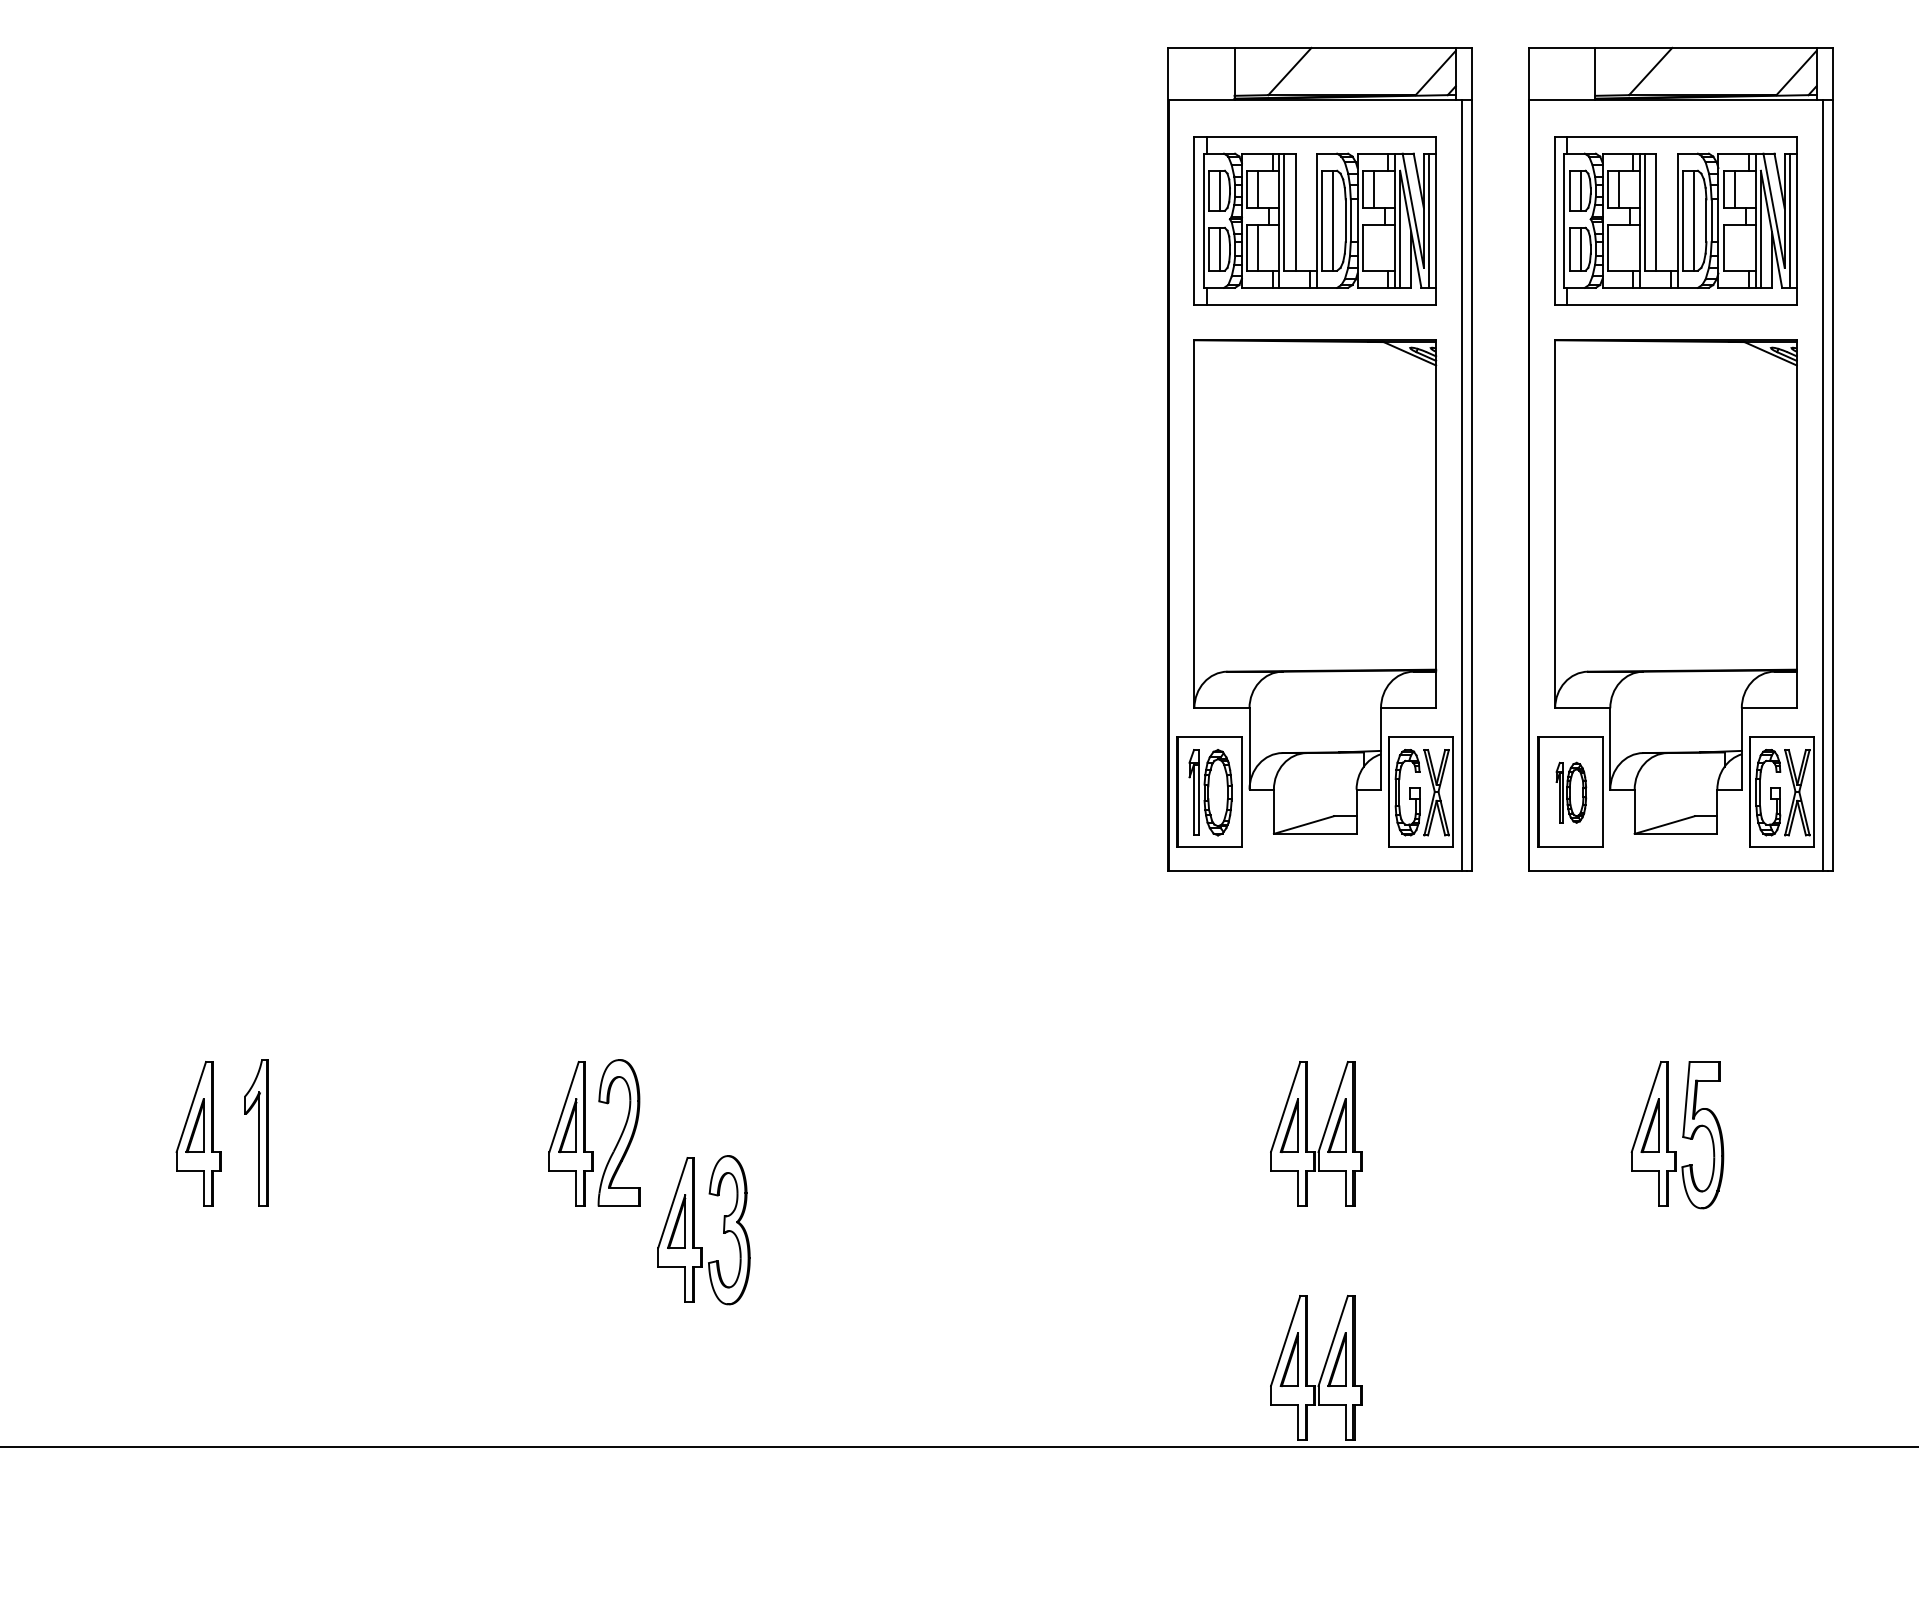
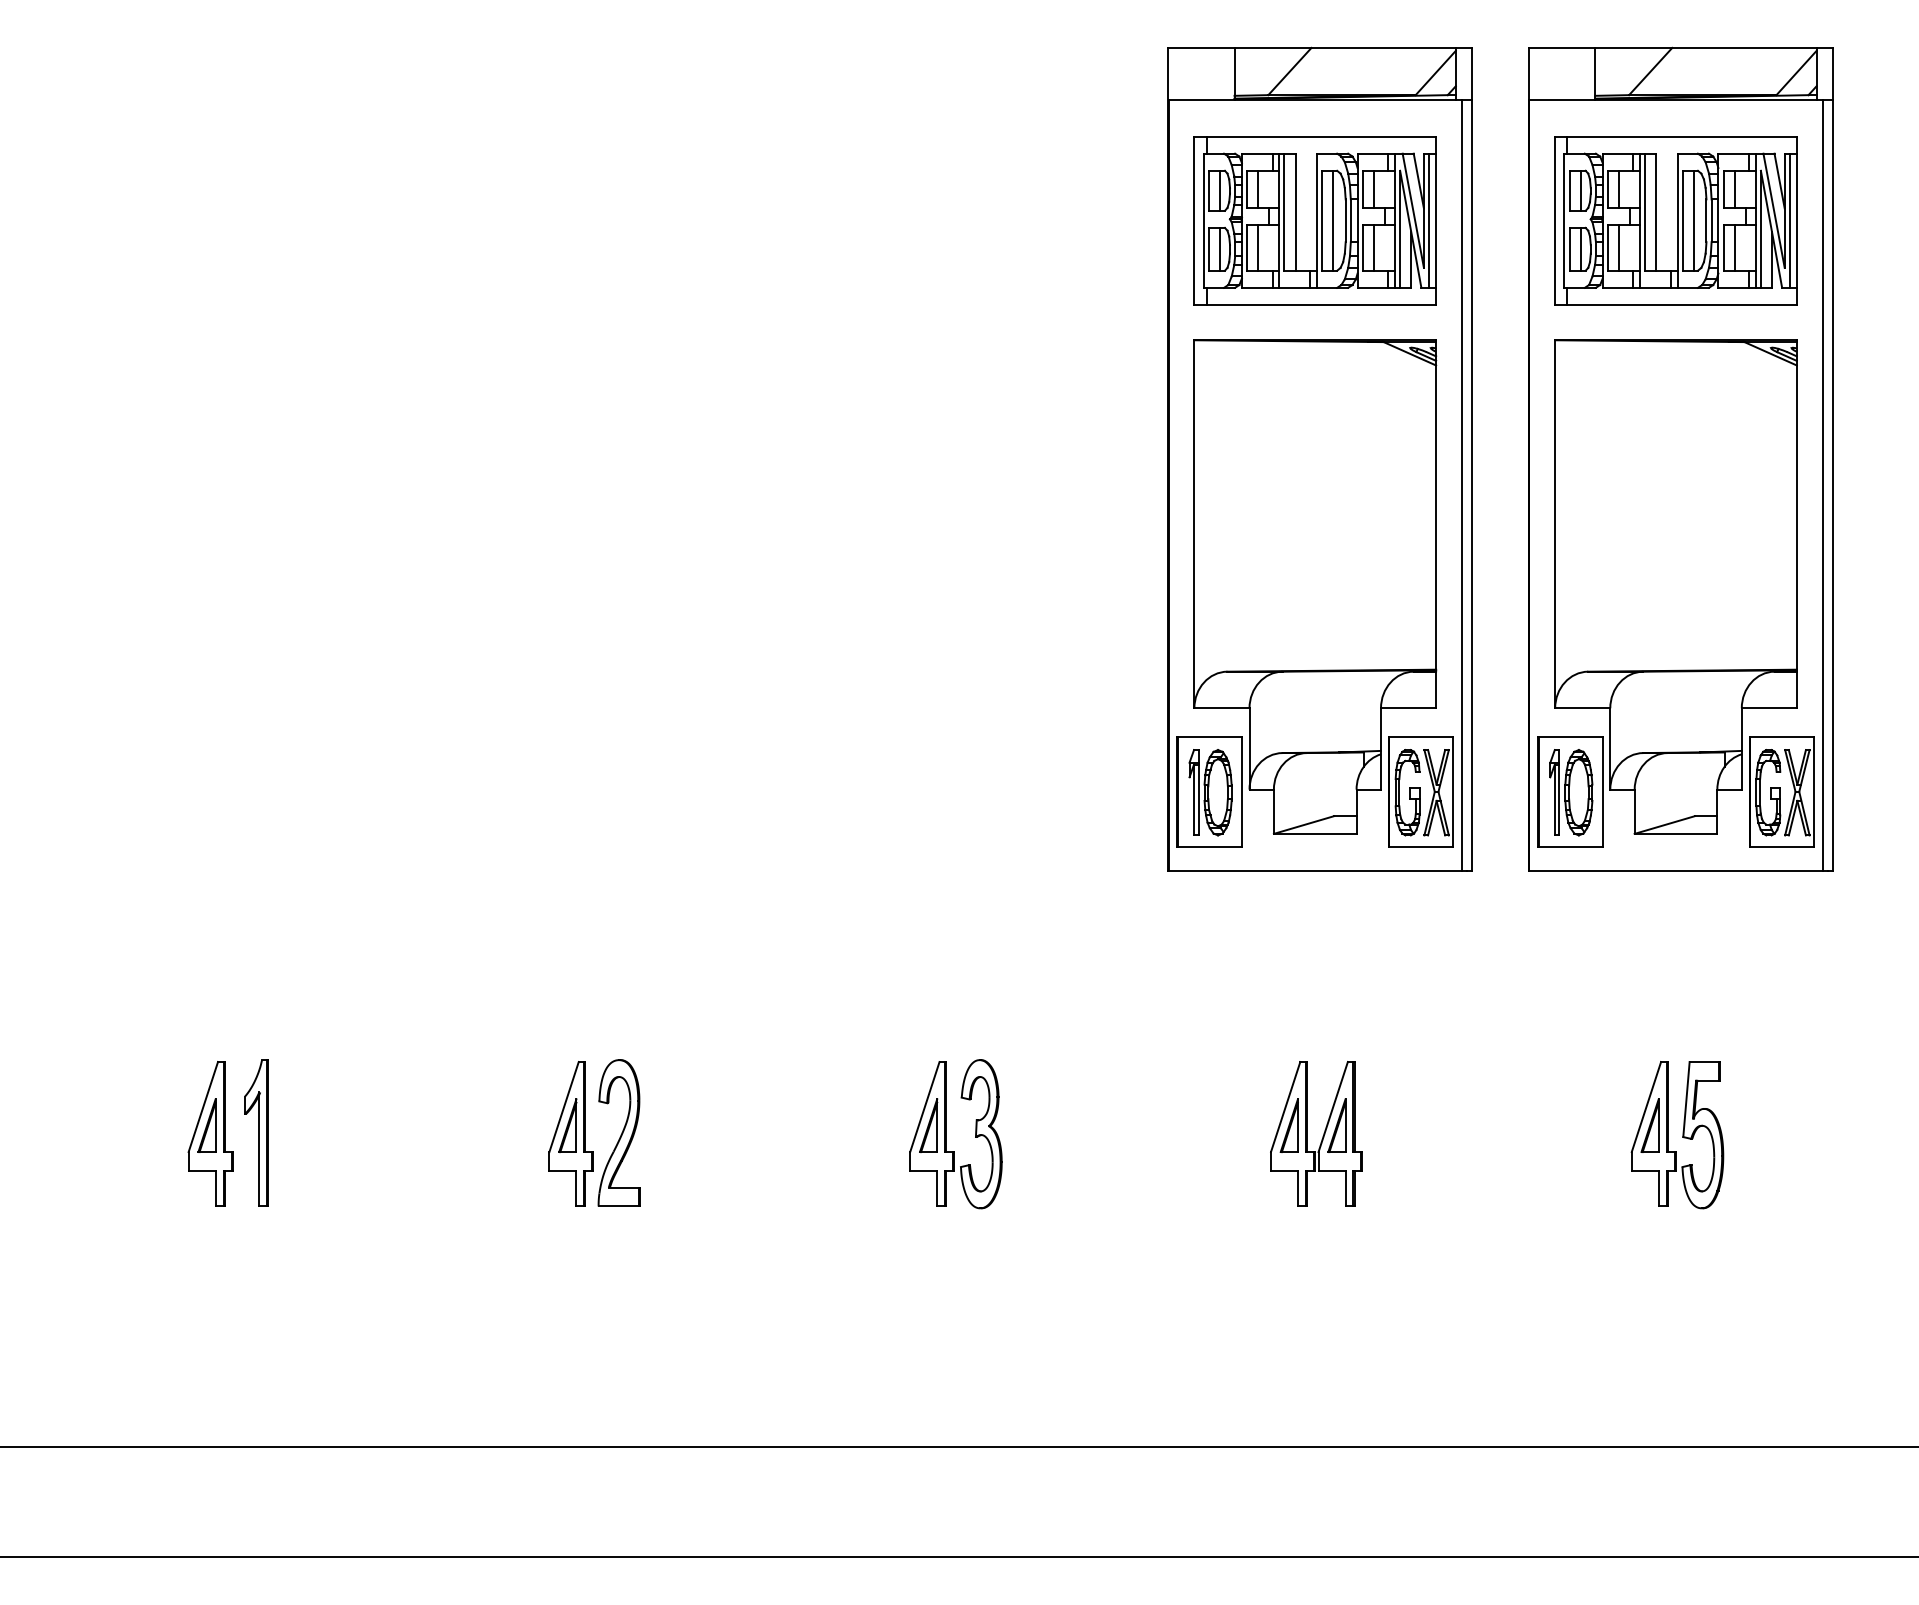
line: none -> present (1373, 247)
line: none -> present (1618, 247)
line: none -> present (1734, 247)
part size: 33x63 px -> 45x88 px (1571, 792)
part position: (198, 1133) -> (210, 1133) (210, 1133)
part position: (694, 1230) -> (946, 1134) (946, 1134)
part: present -> none (1322, 1370)
line: none -> present (958, 1557)
